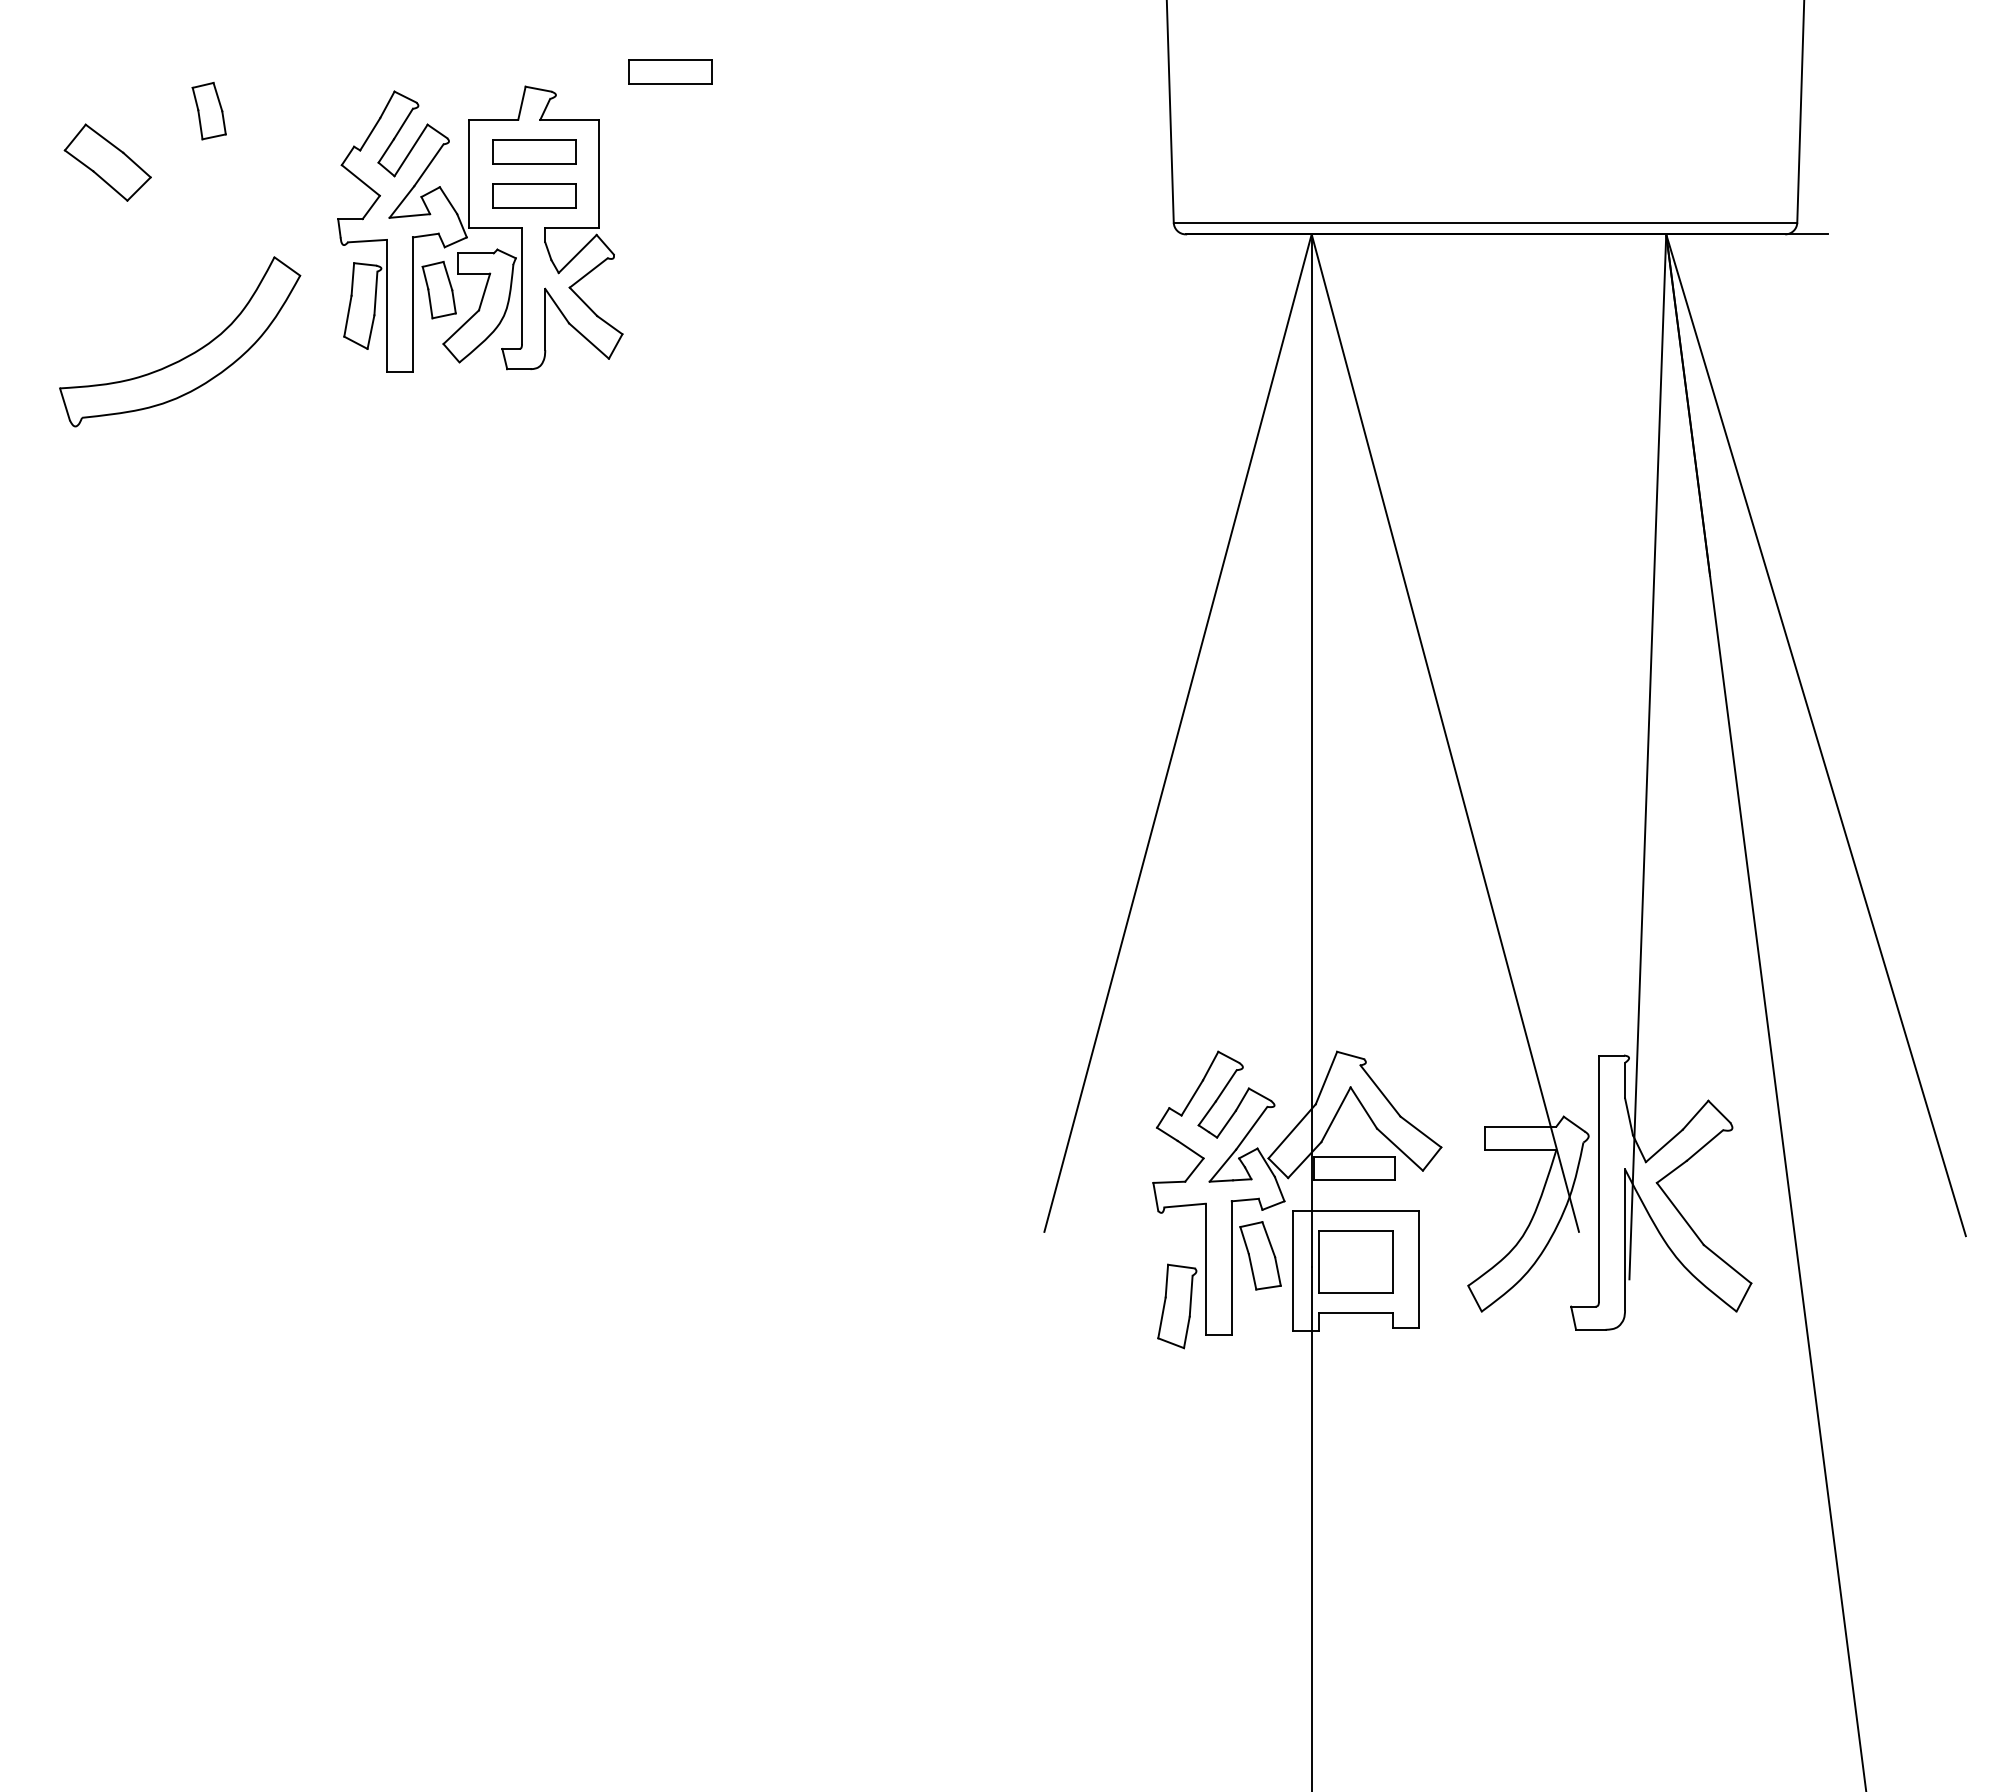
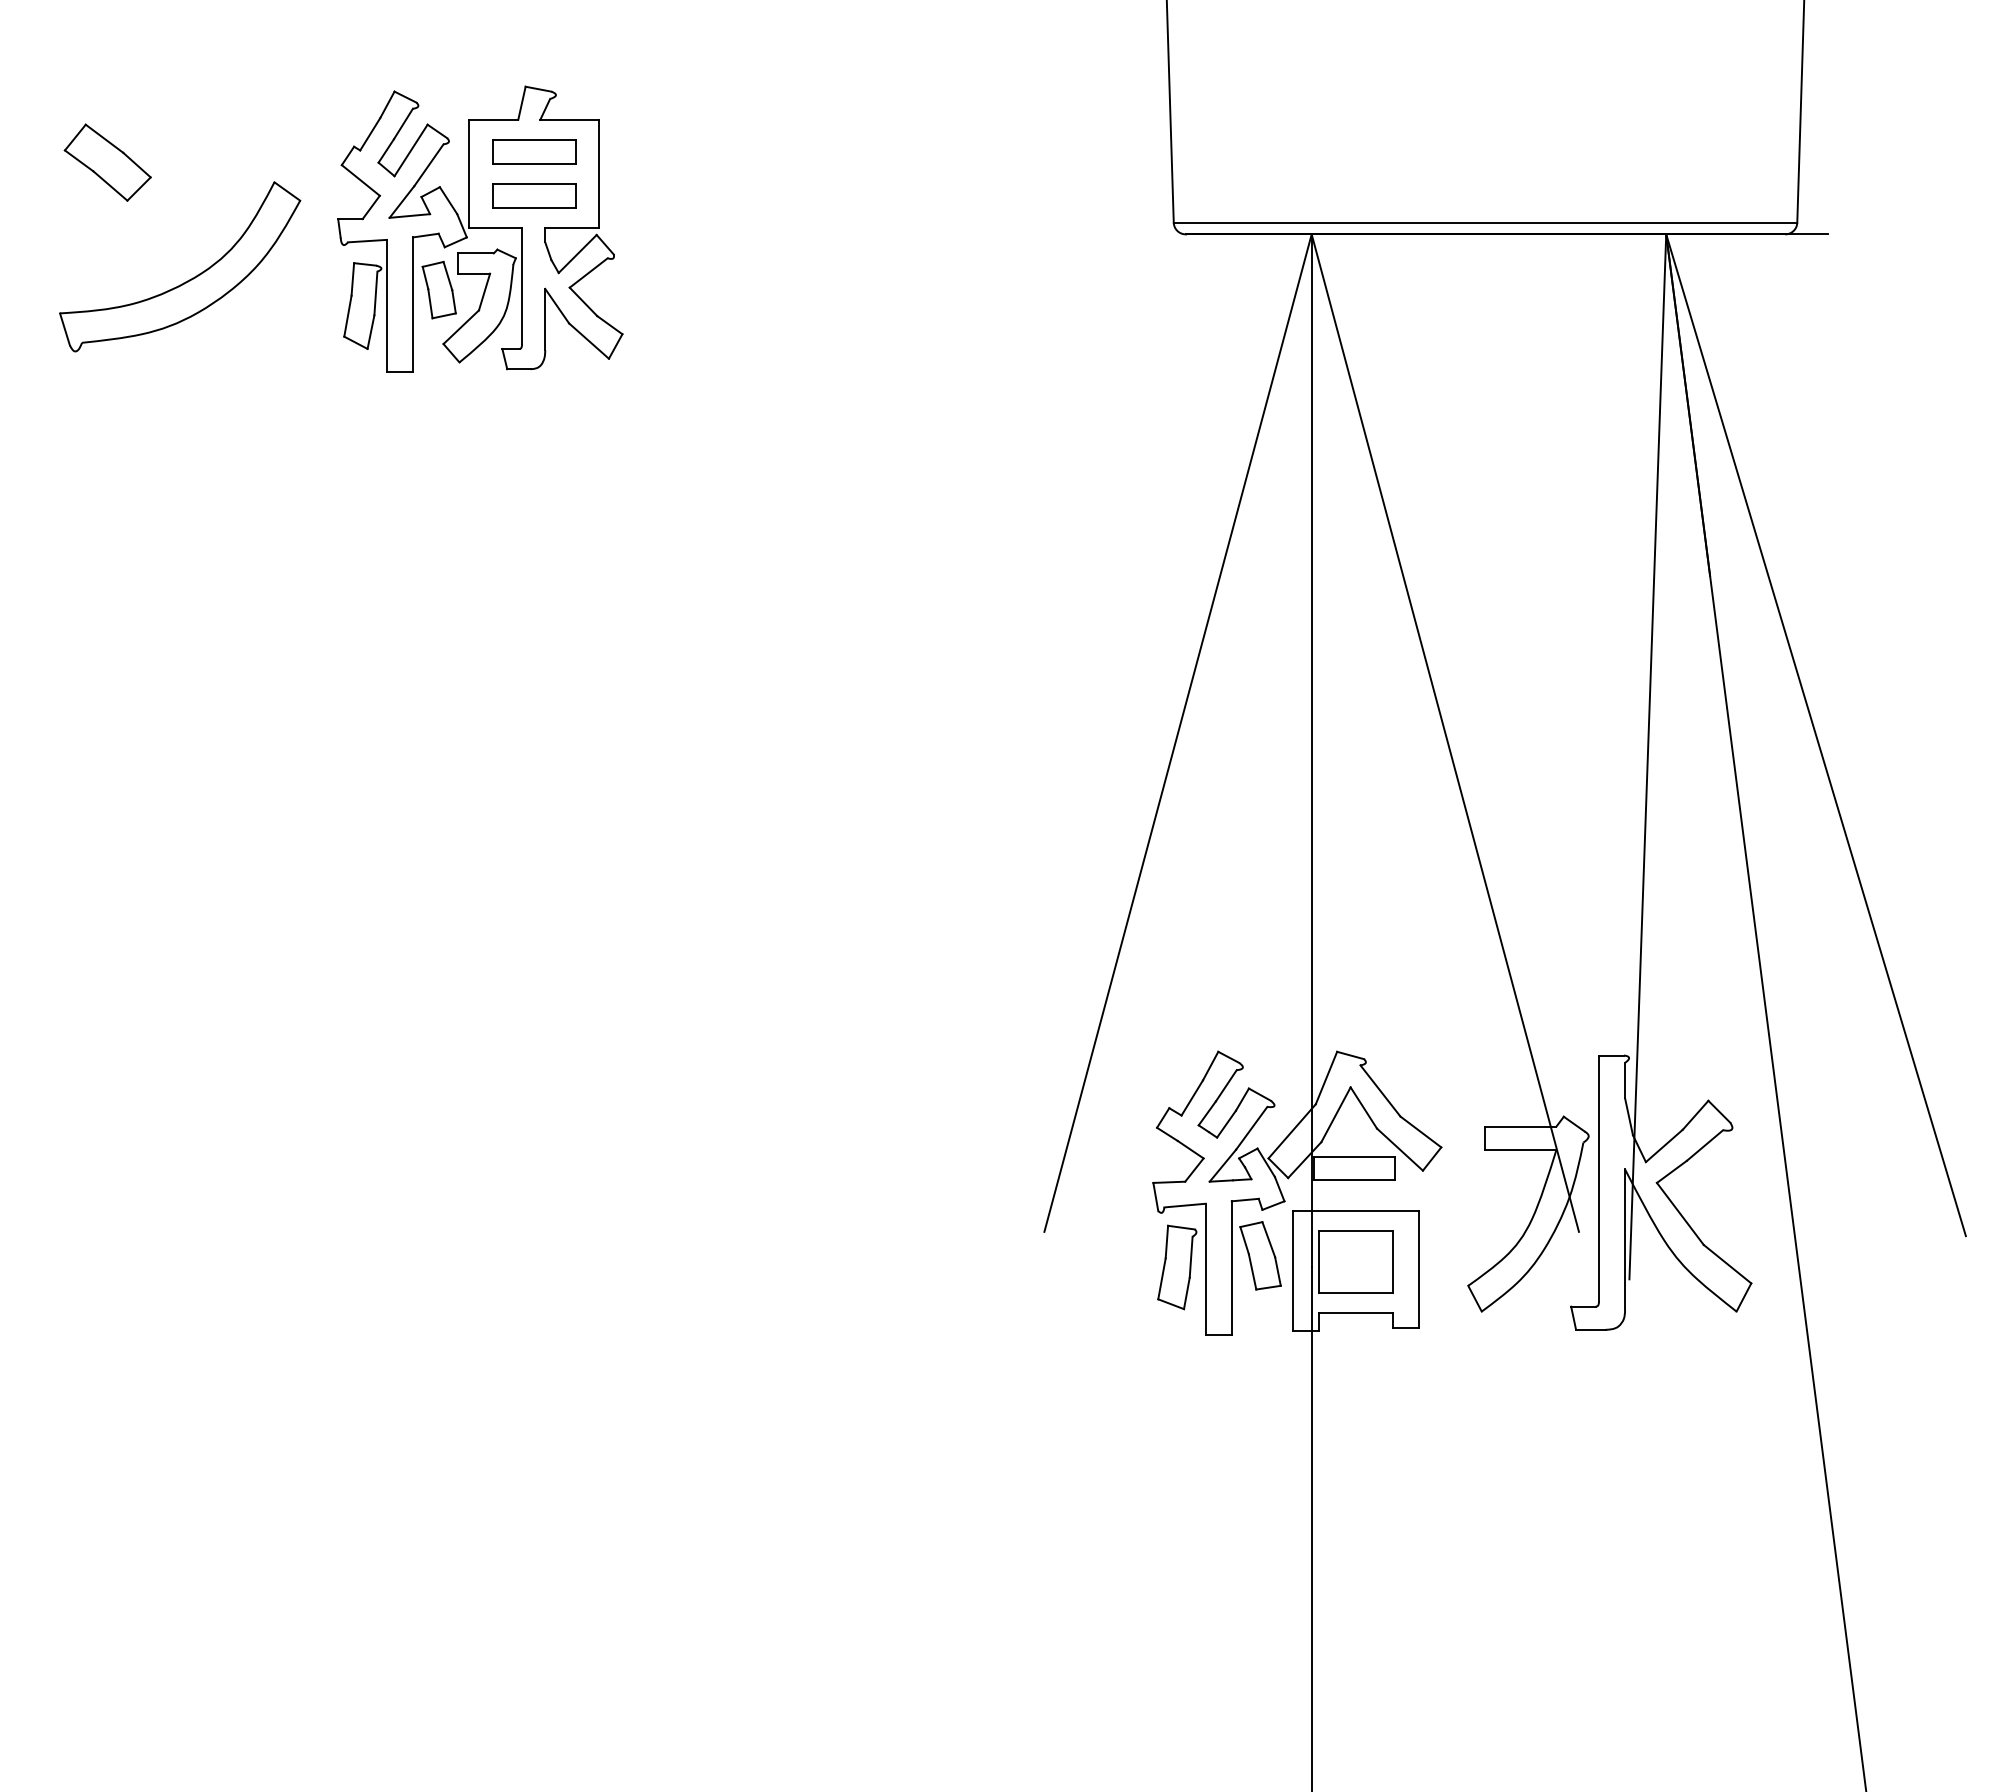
part: present -> none (670, 71)
part: present -> none (208, 111)
part position: (187, 355) -> (187, 280) (187, 280)
part position: (1177, 1306) -> (1177, 1267) (1177, 1267)
